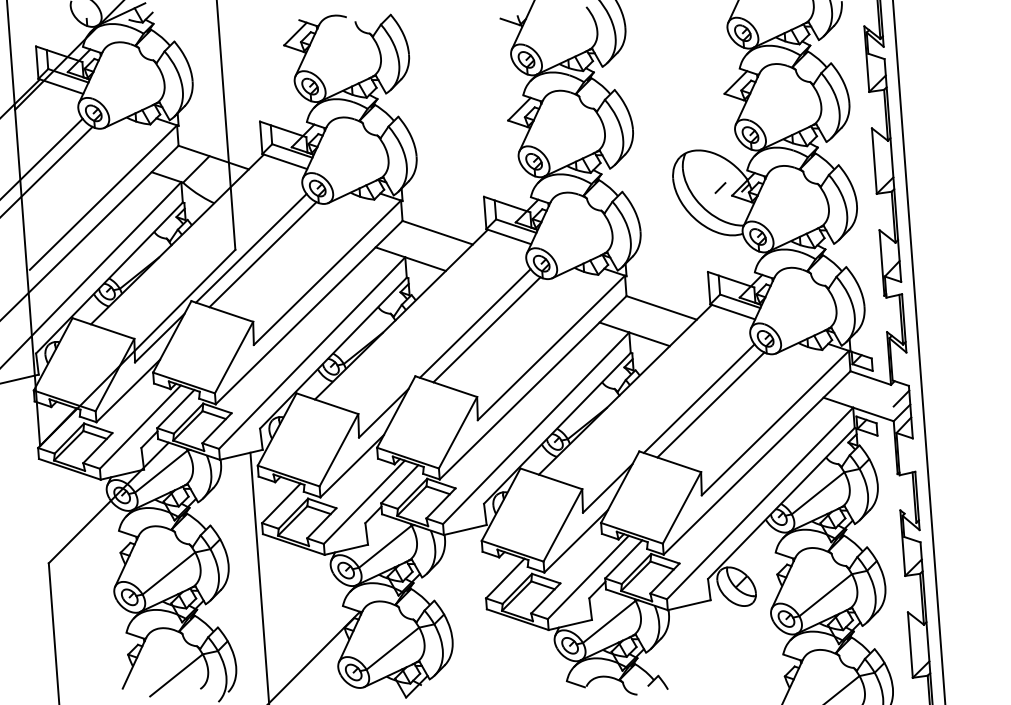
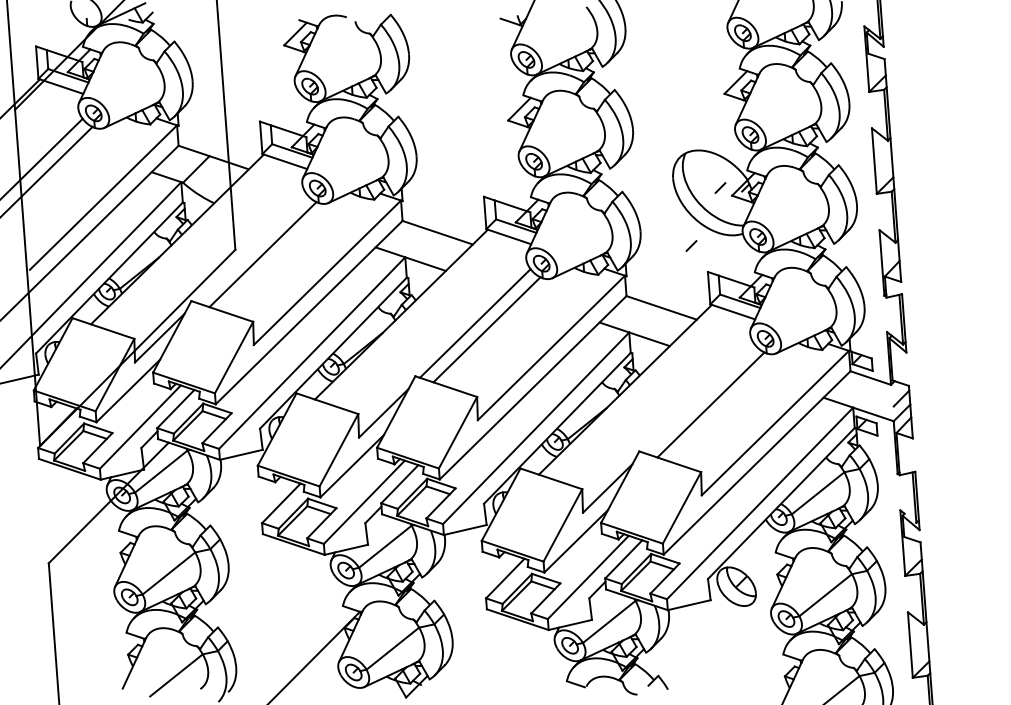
line: none -> present (691, 245)
line: present -> none (250, 247)
line: present -> none (919, 351)
line: present -> none (698, 398)
line: present -> none (259, 576)
